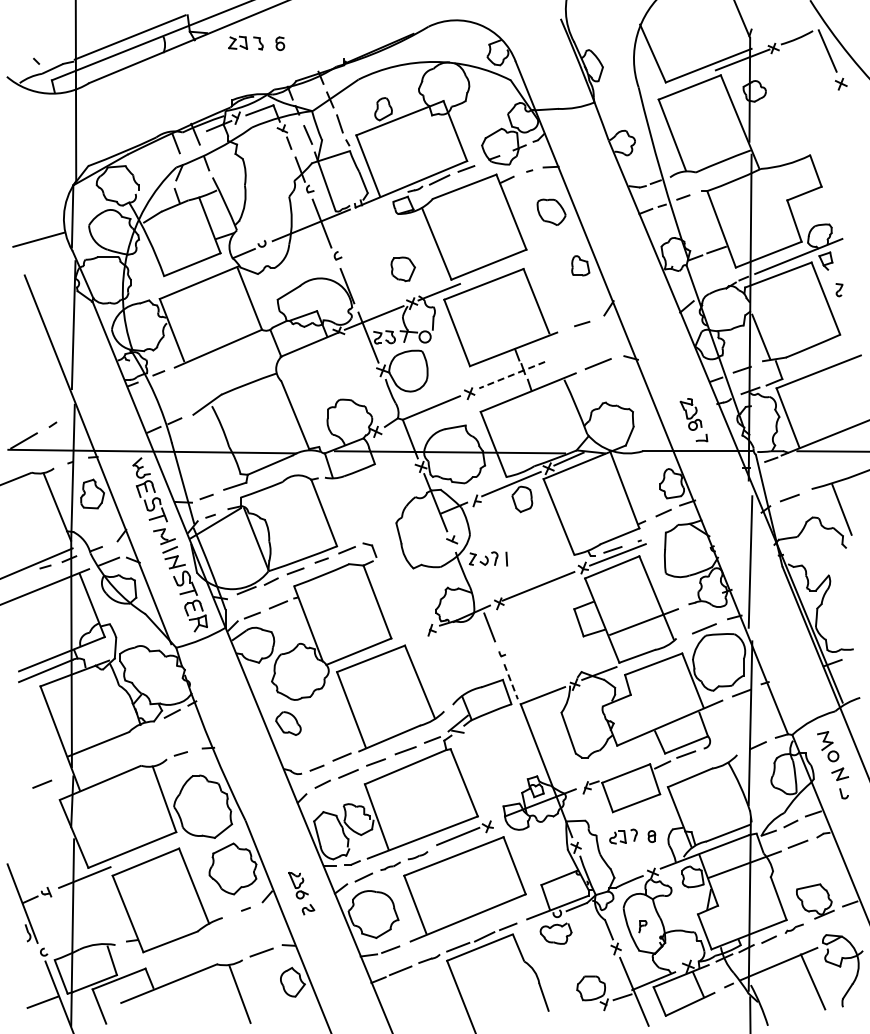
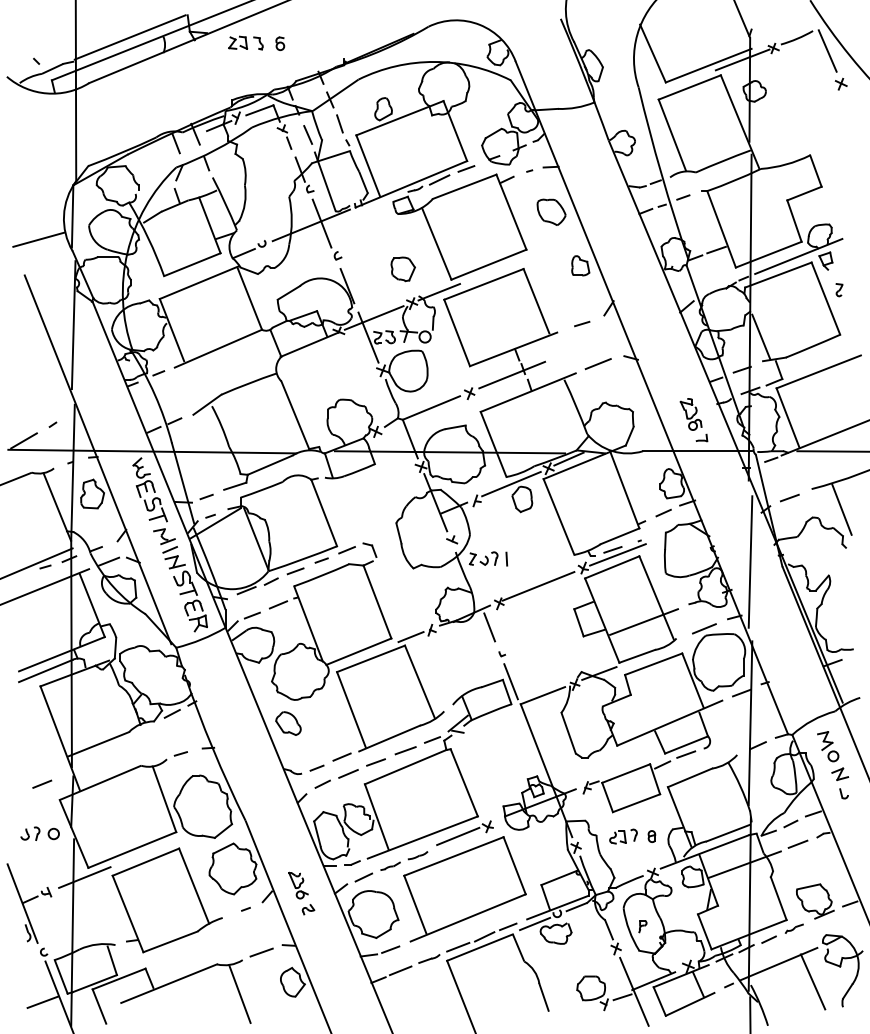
line: dashed -> solid (511, 375)
line: none -> present (410, 637)
line: dashed -> solid (511, 681)
part: none -> present (39, 833)
line: none -> present (535, 923)
